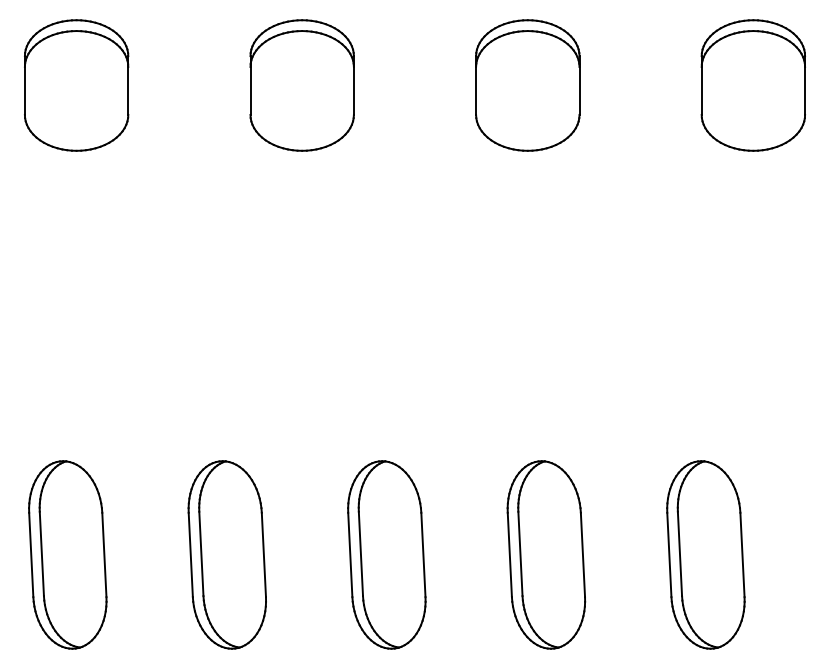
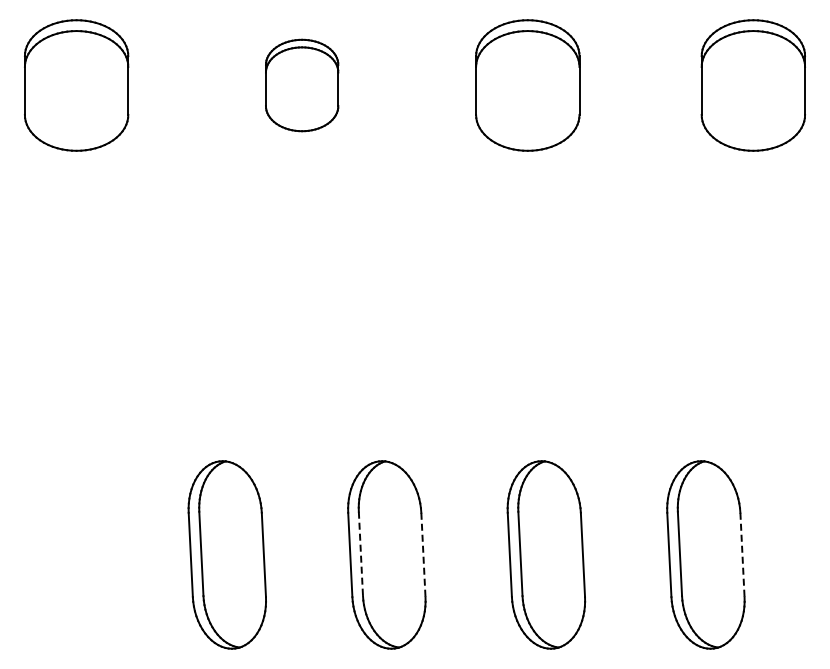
part size: 106x133 px -> 75x95 px (302, 85)
part: present -> none (67, 554)
line: solid -> dashed (360, 554)
line: solid -> dashed (423, 555)
line: solid -> dashed (742, 555)
